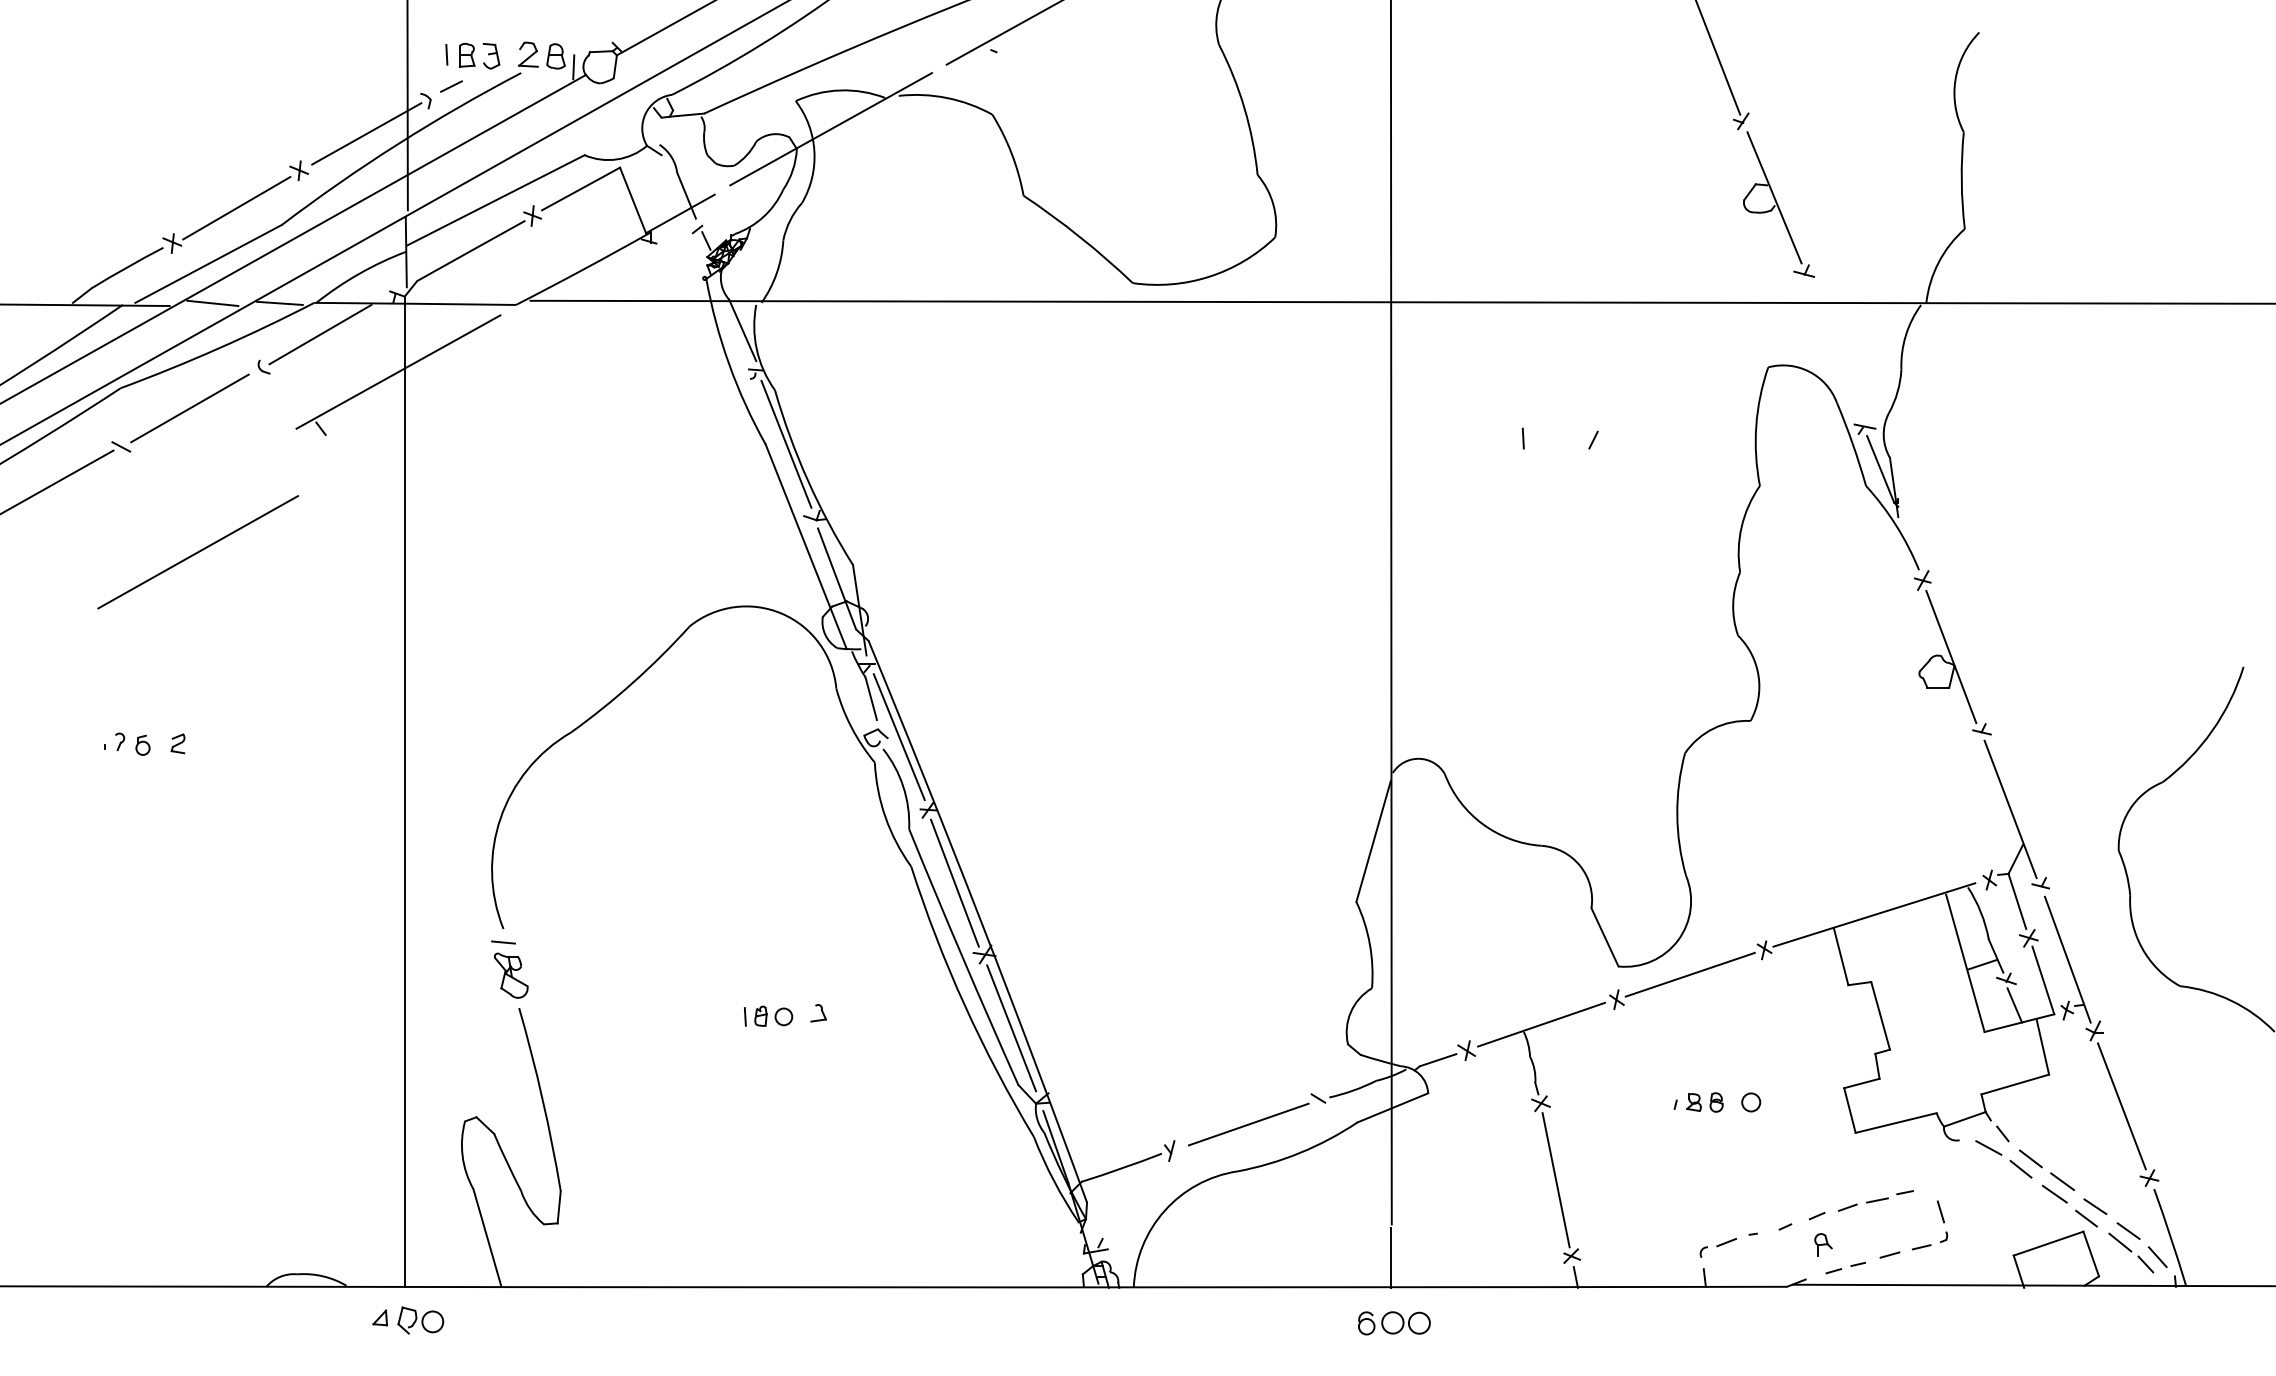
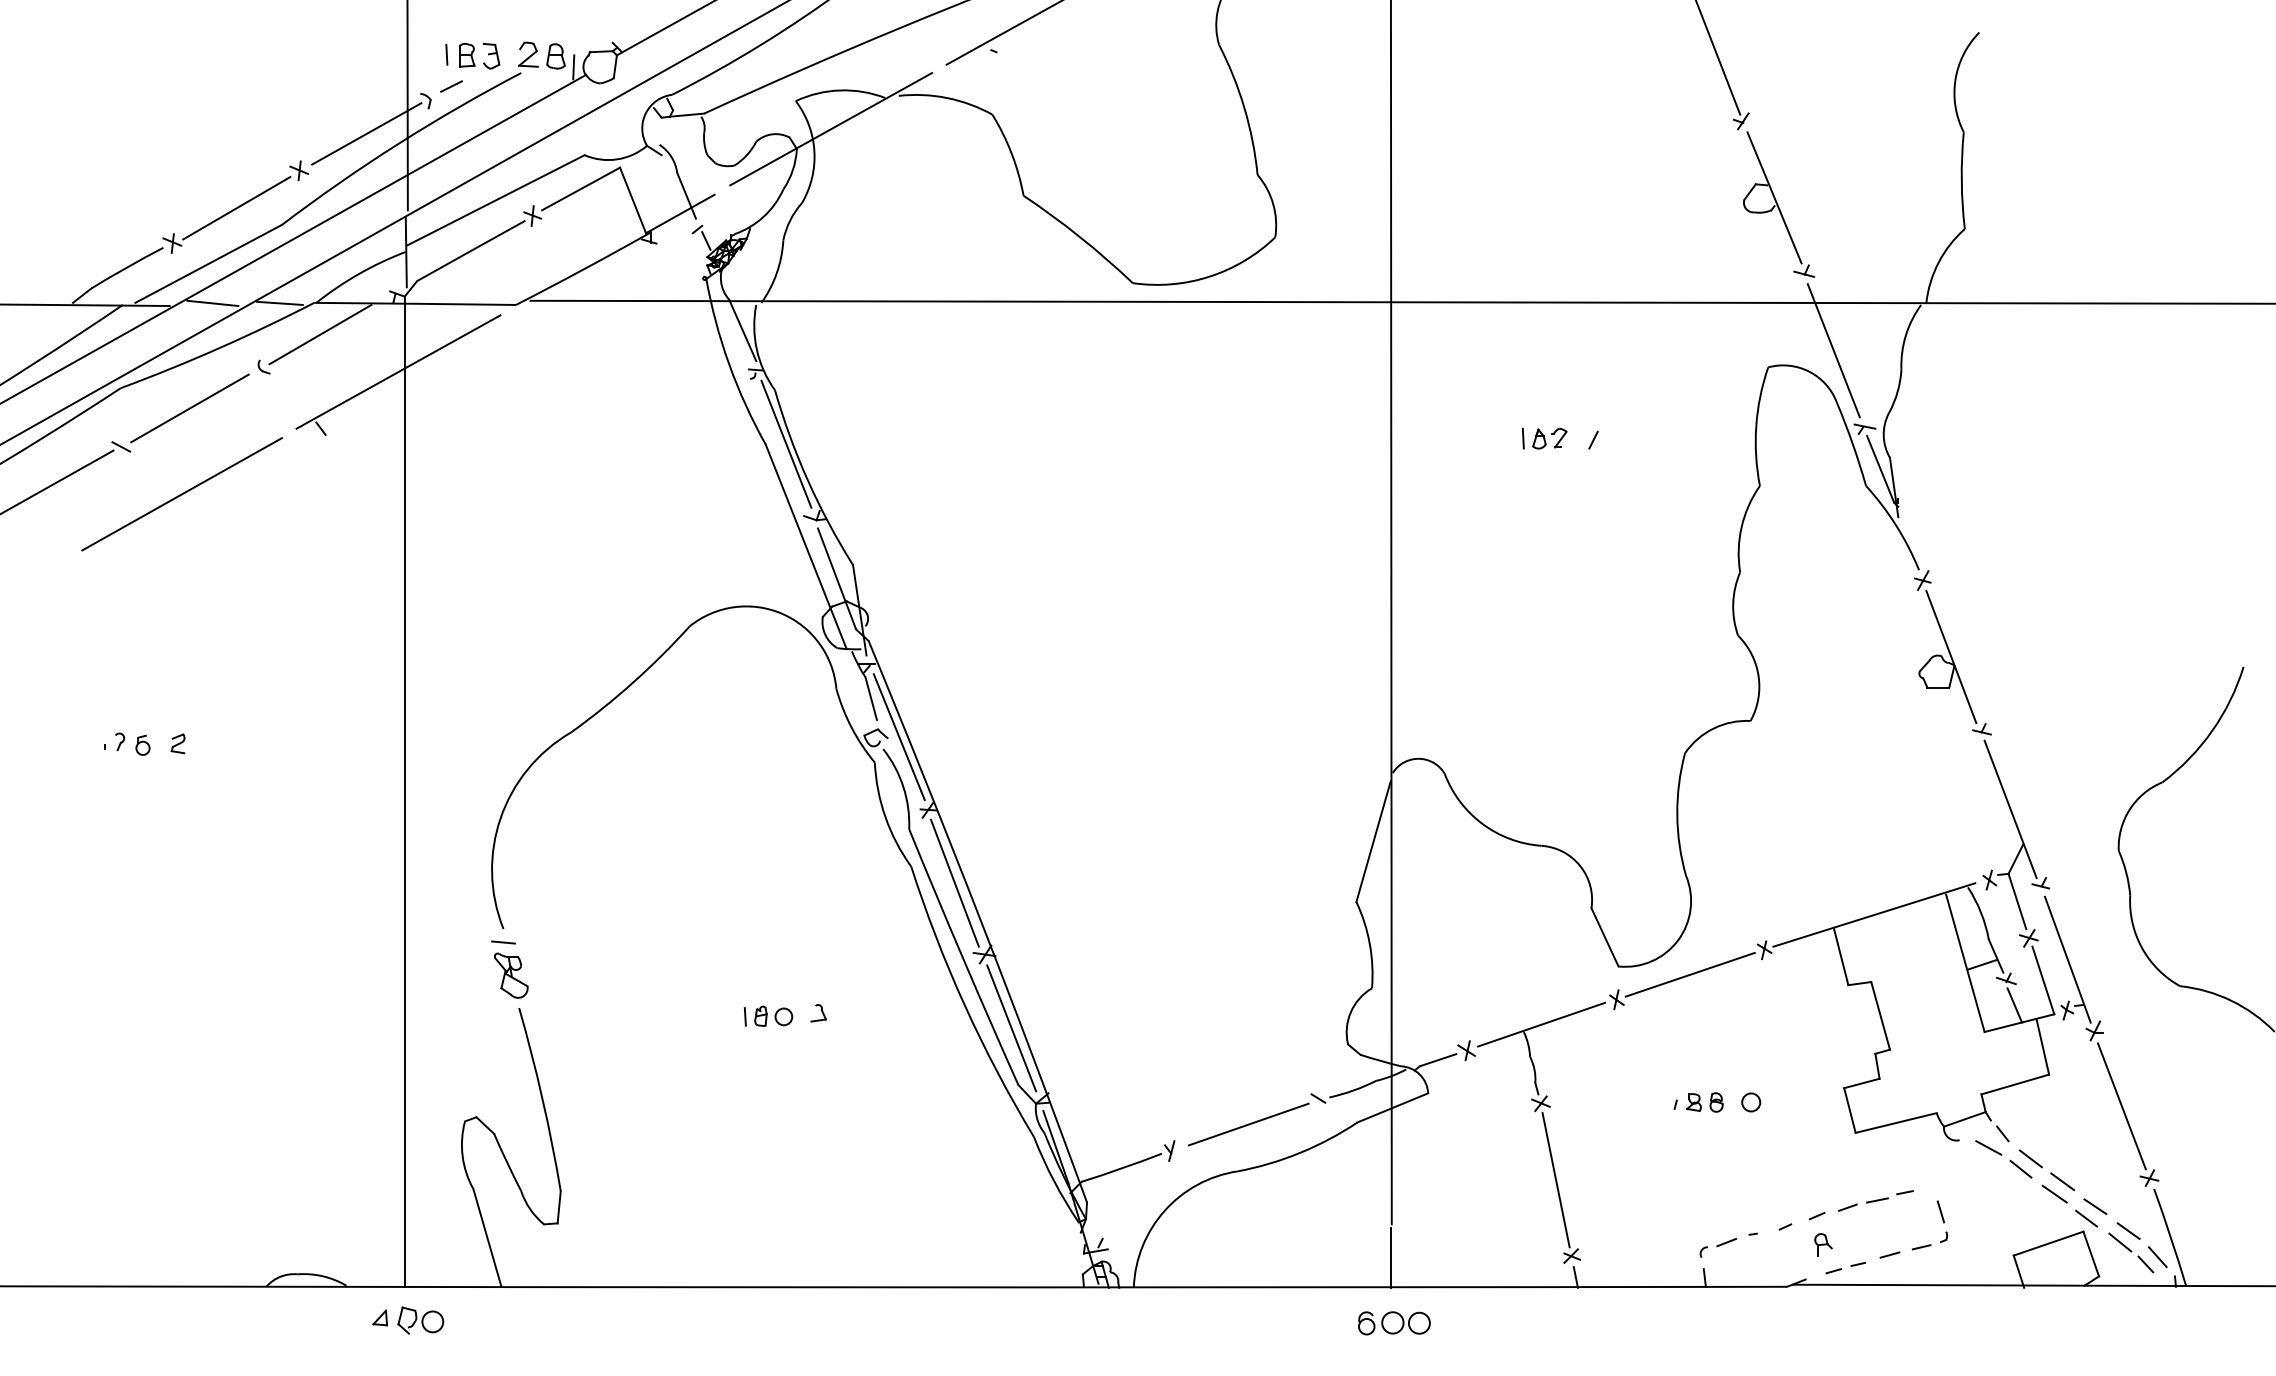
line: none -> present (1833, 350)
part: none -> present (1549, 438)
line position: (198, 552) -> (182, 494) (182, 494)
